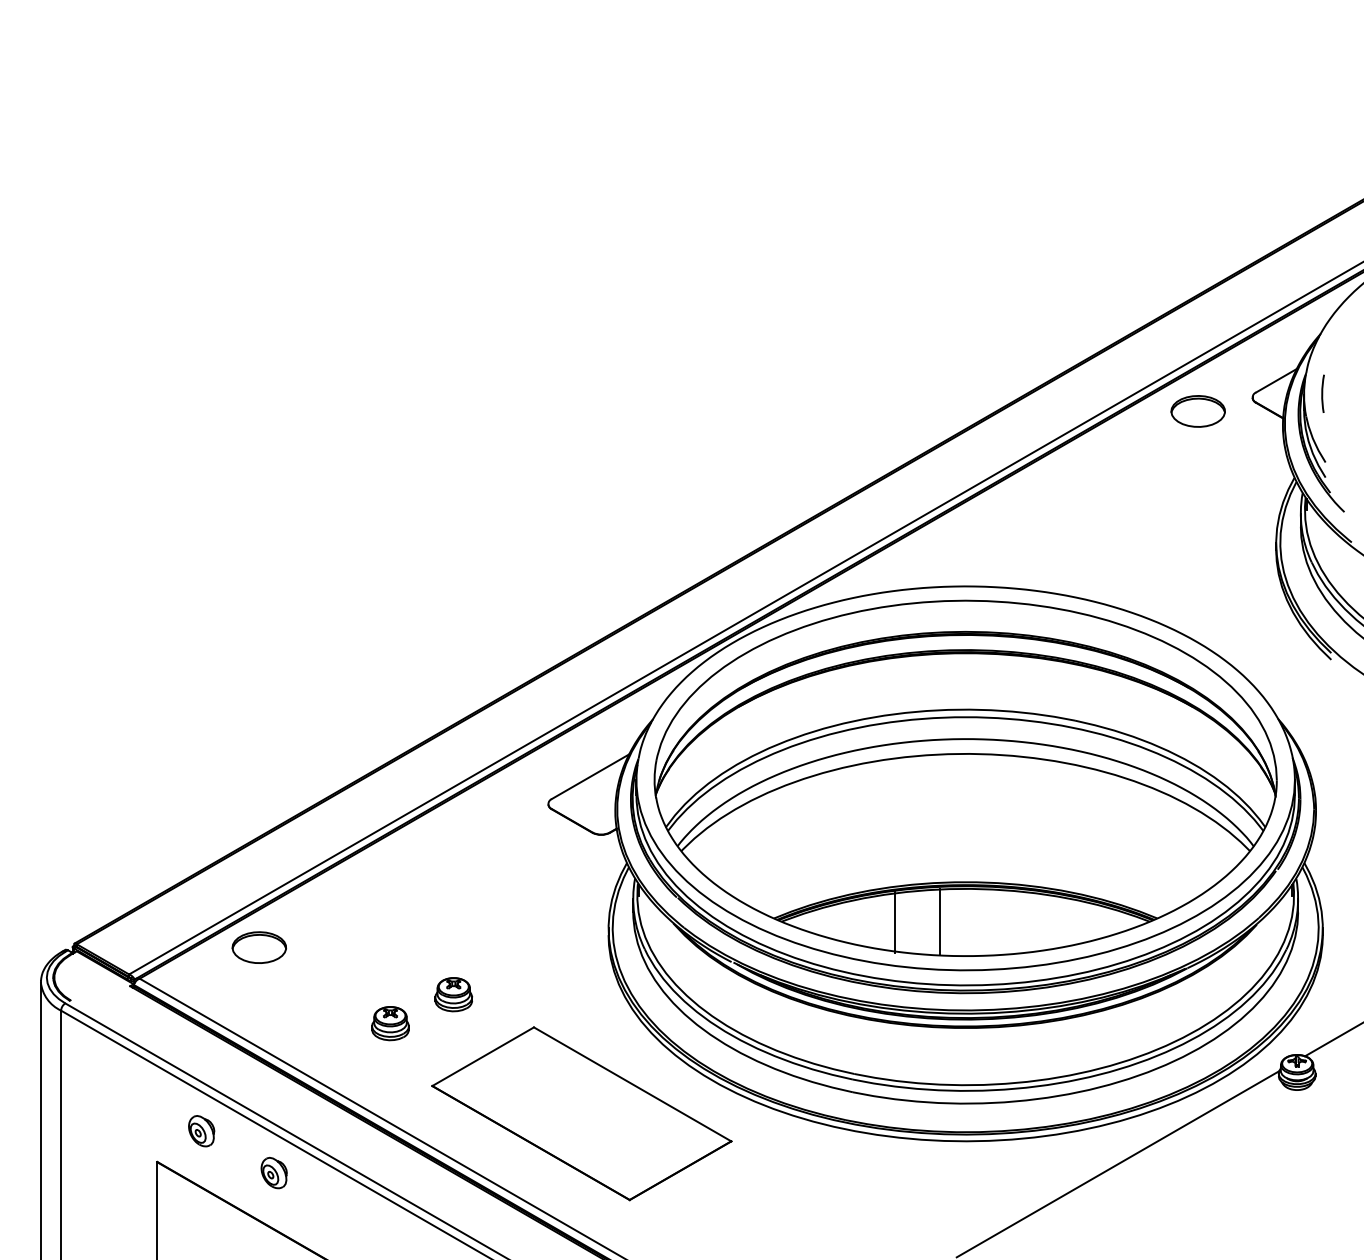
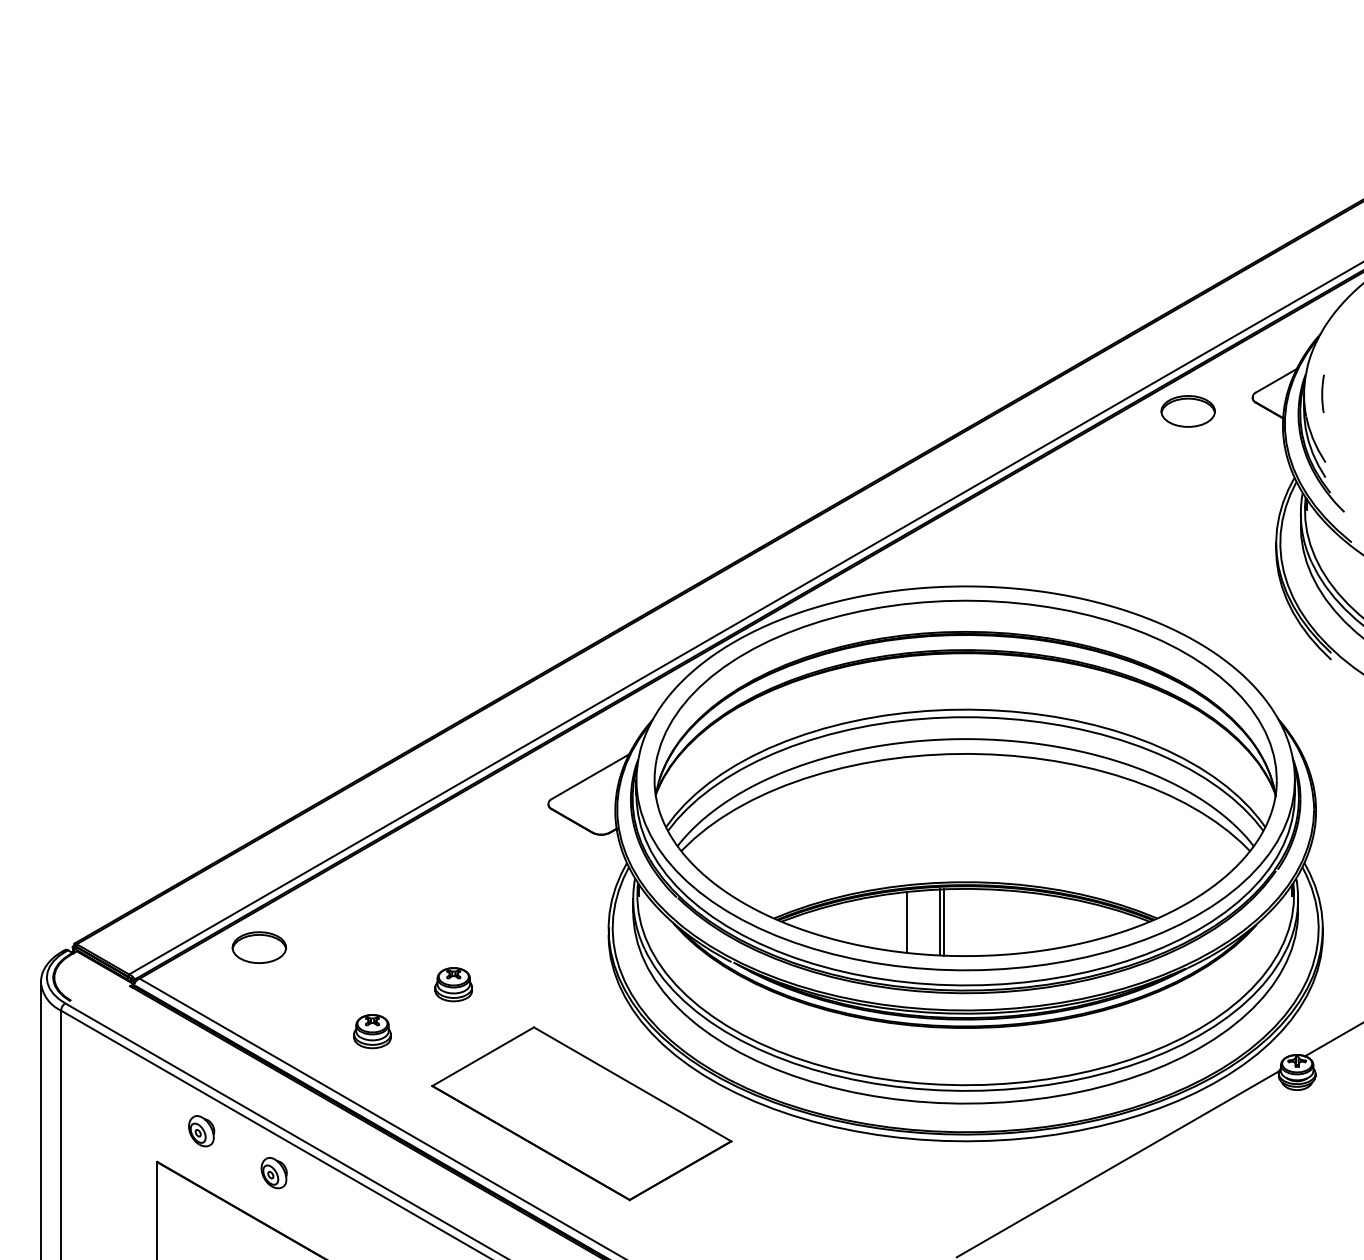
part position: (1197, 411) -> (1187, 411) (1187, 411)
line position: (894, 921) -> (906, 921) (906, 921)
line: none -> present (943, 922)
part position: (453, 994) -> (453, 984) (453, 984)
part position: (390, 1023) -> (372, 1031) (372, 1031)
